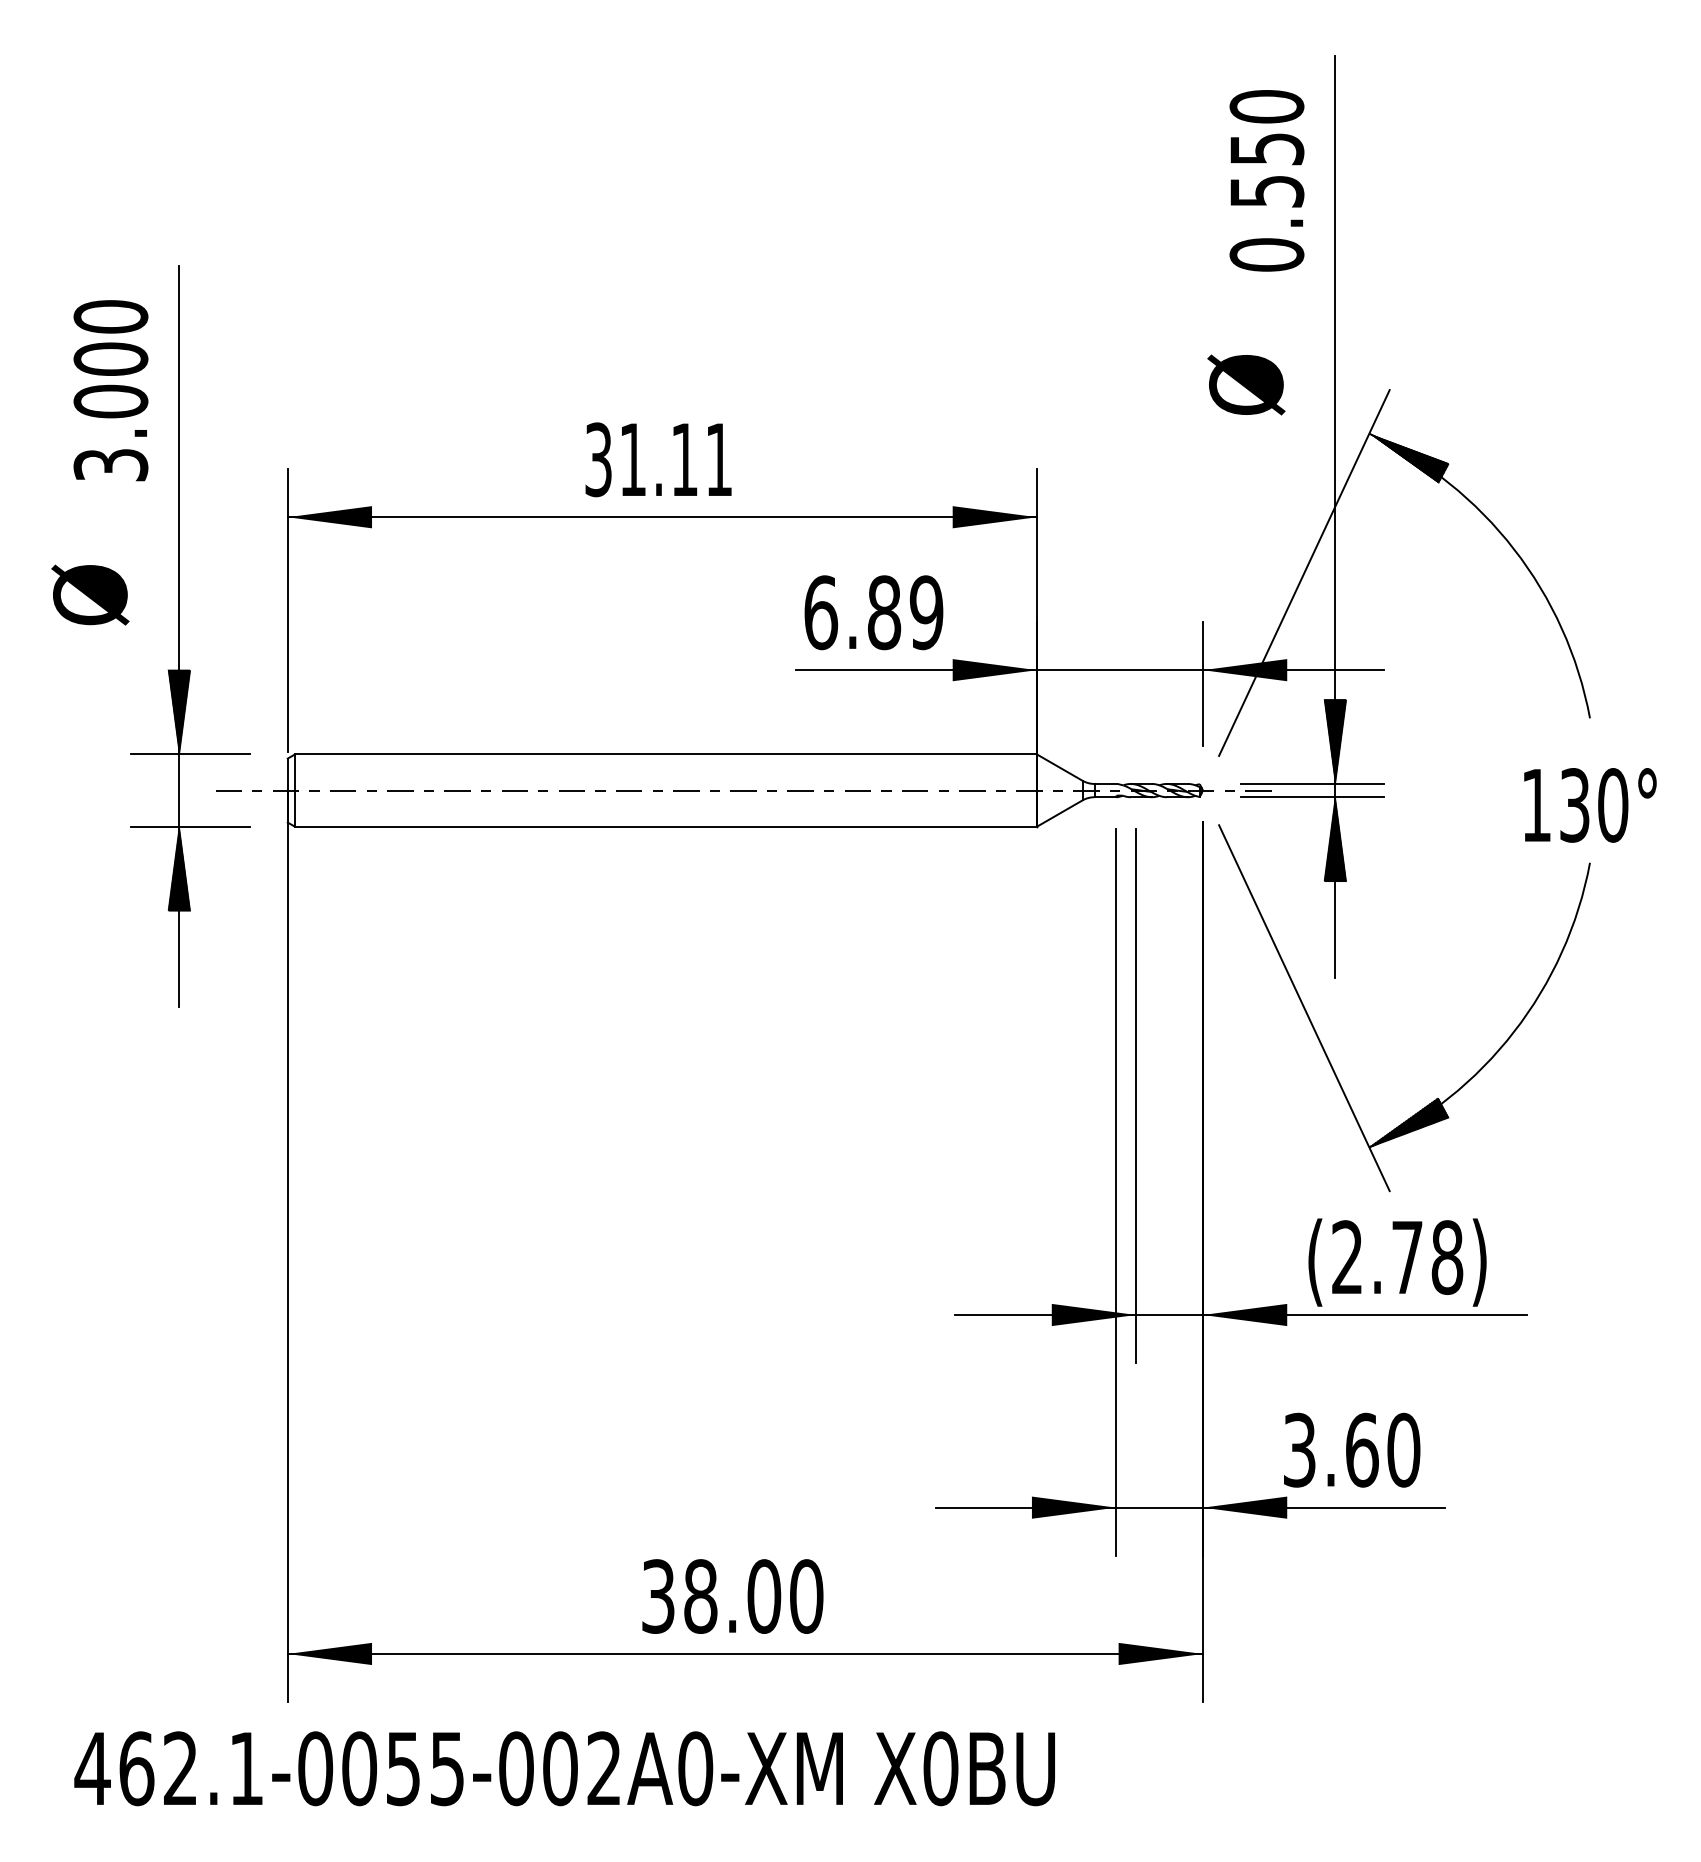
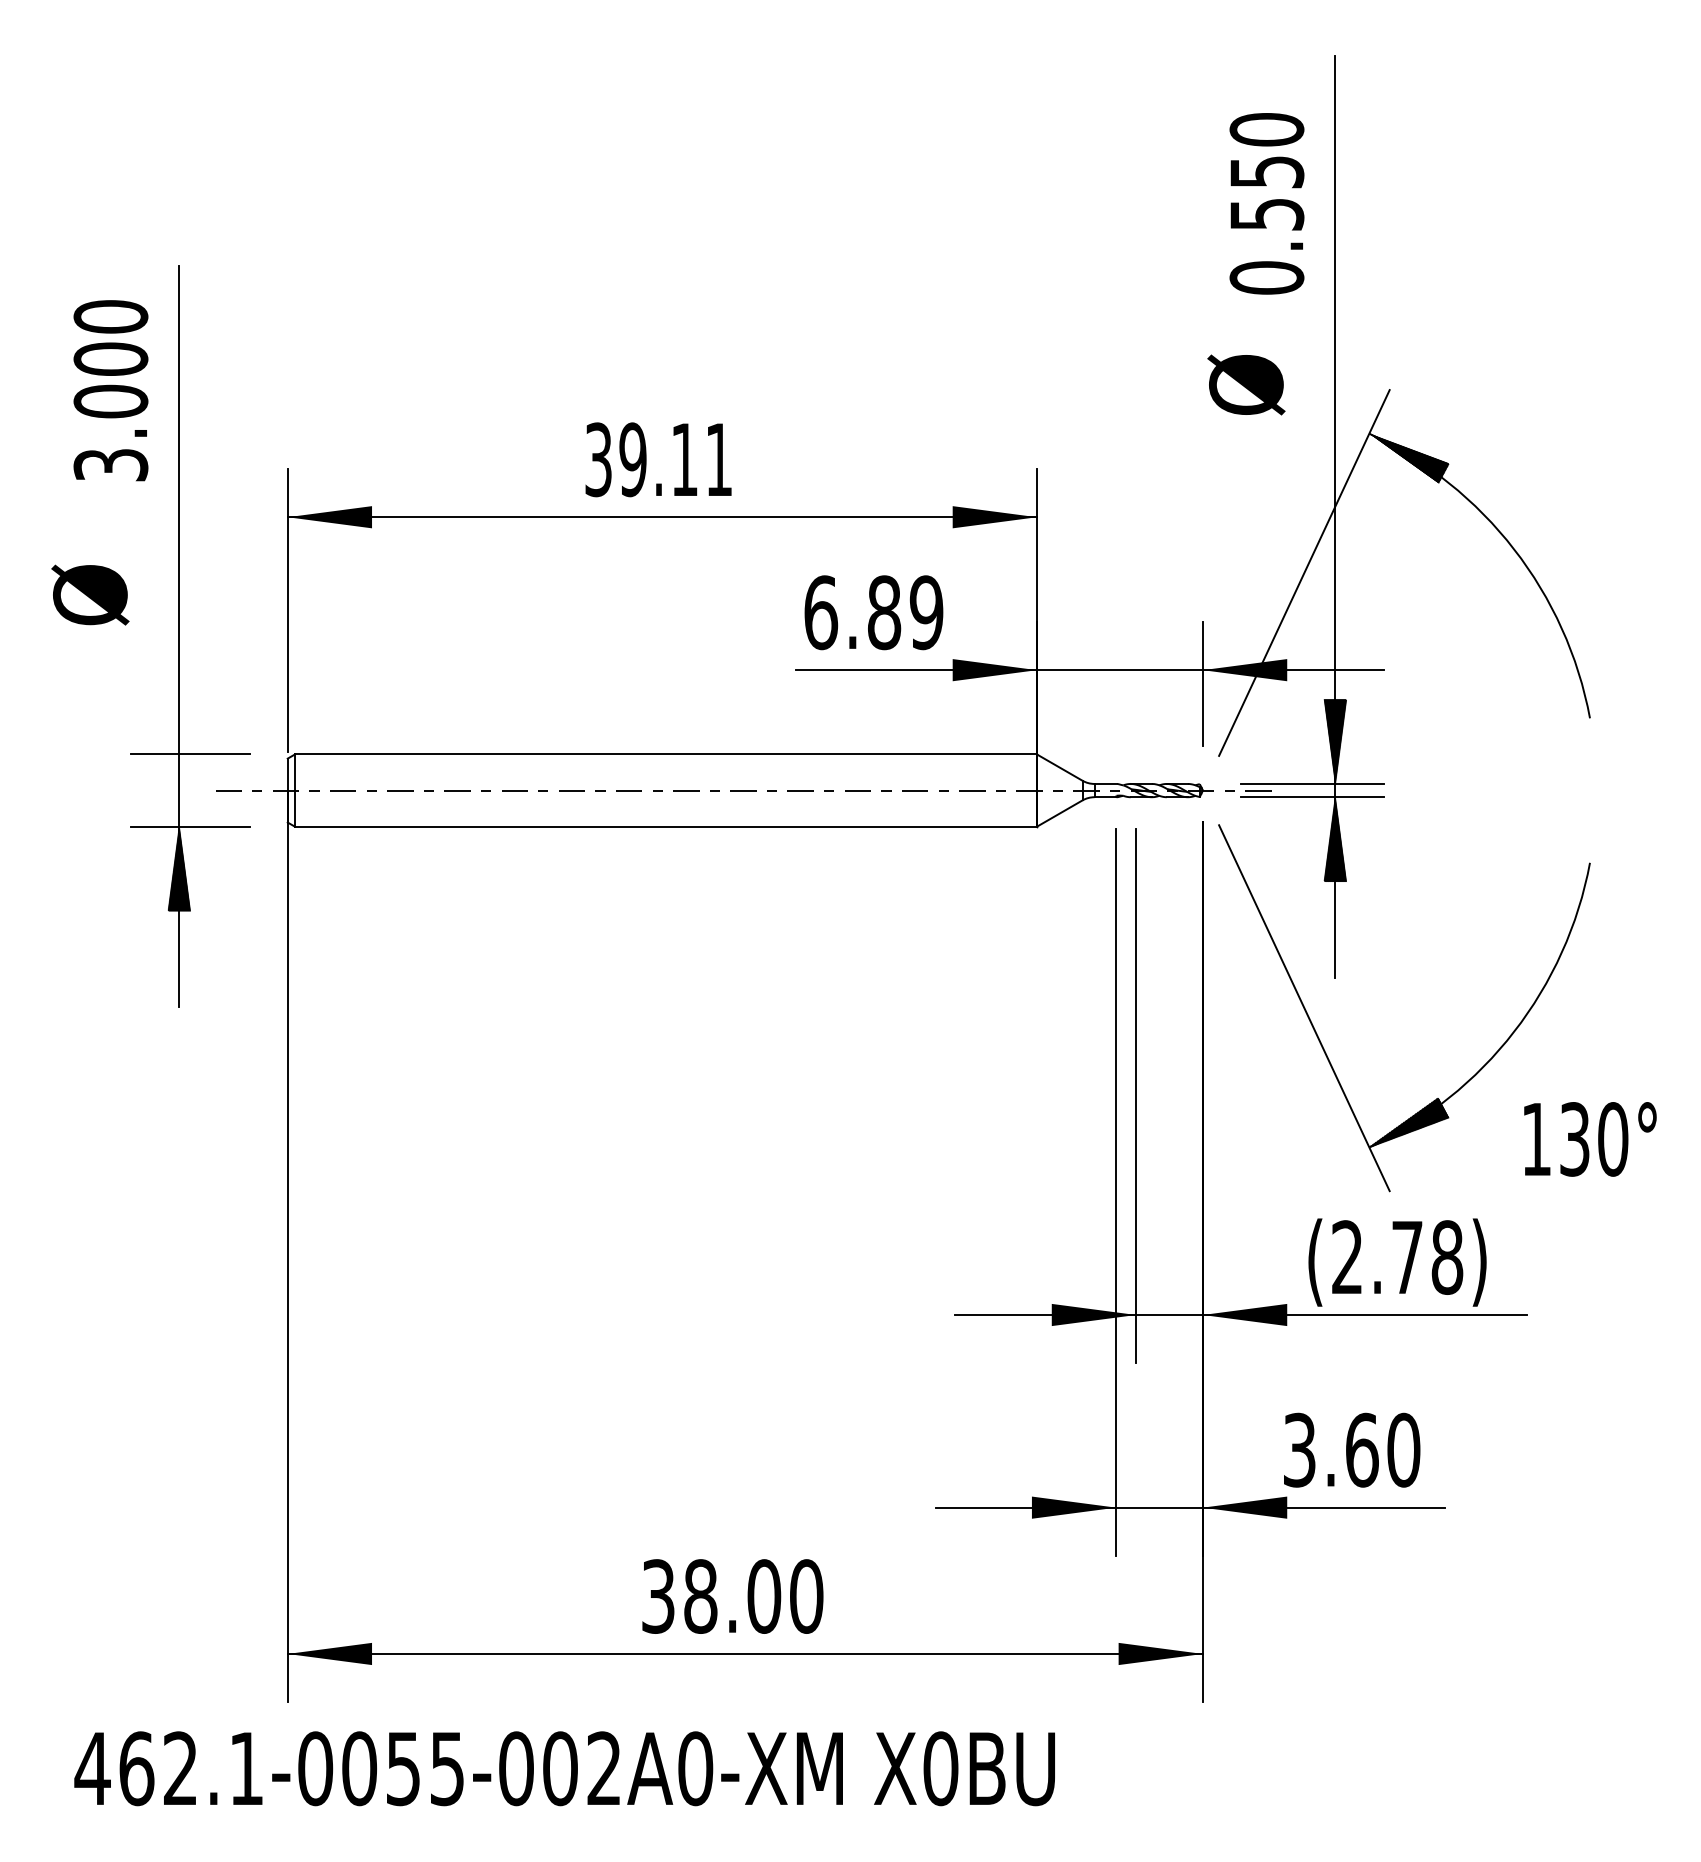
text position: (1266, 180) -> (1266, 203) (1266, 203)
text: 31.11 -> 39.11 (632, 459)
hatch: present -> none (179, 711)
text position: (1590, 805) -> (1590, 1139) (1590, 1139)
